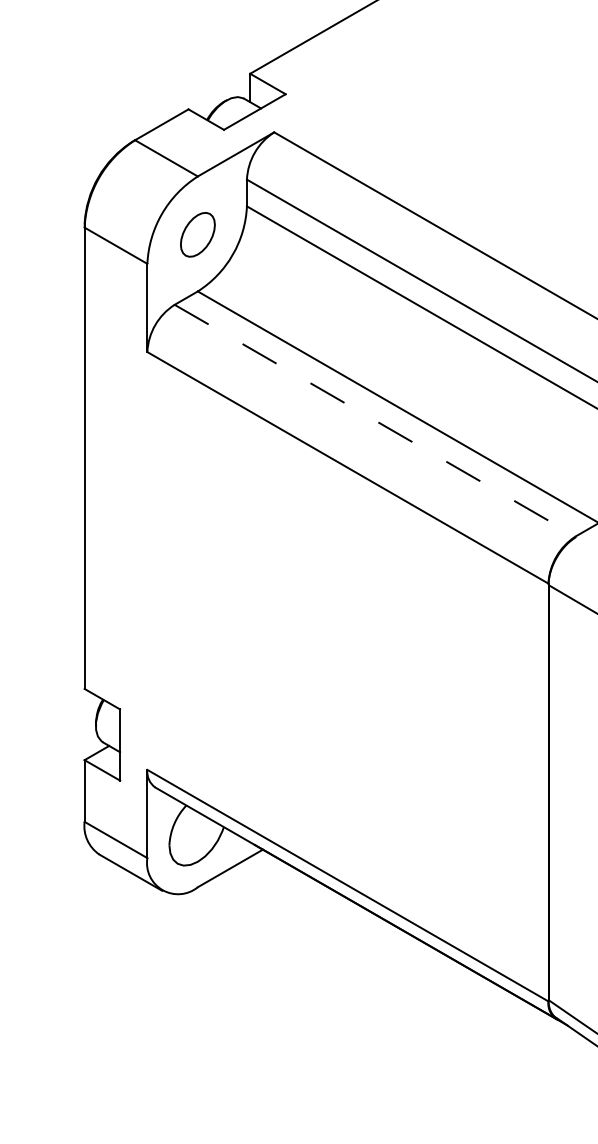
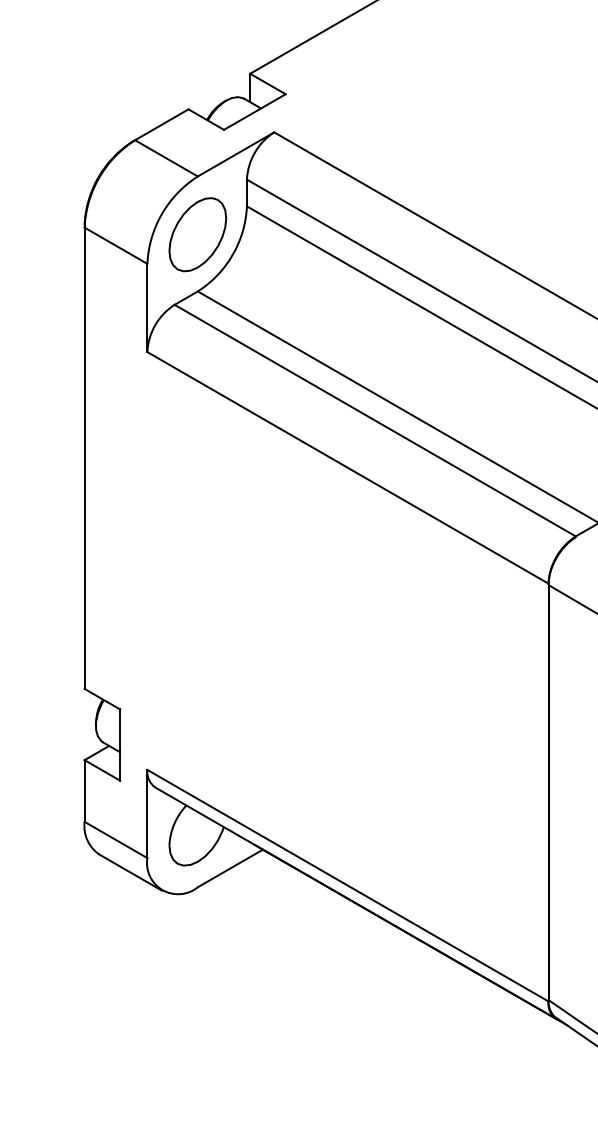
part size: 36x46 px -> 60x76 px (197, 234)
line: dashed -> solid (375, 420)
